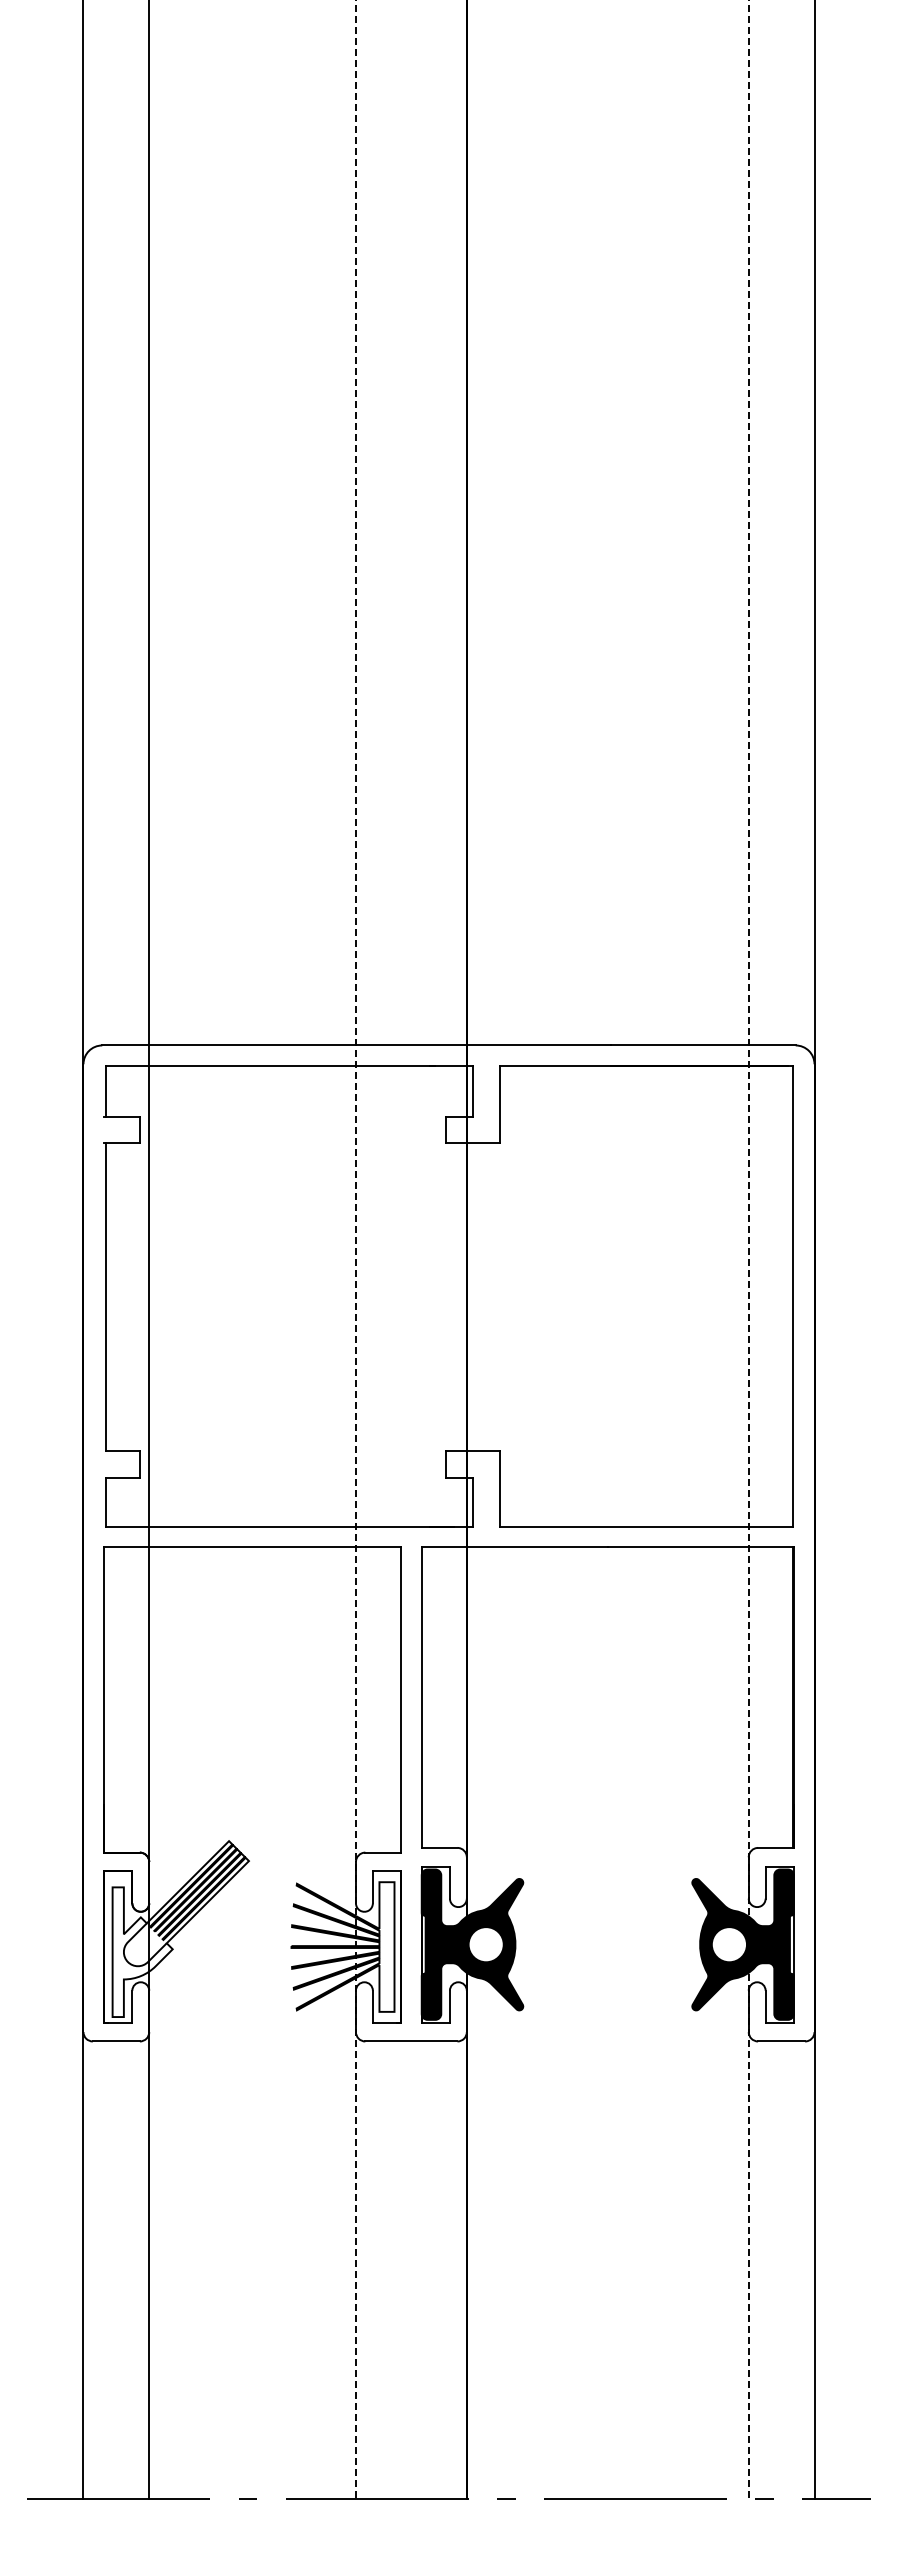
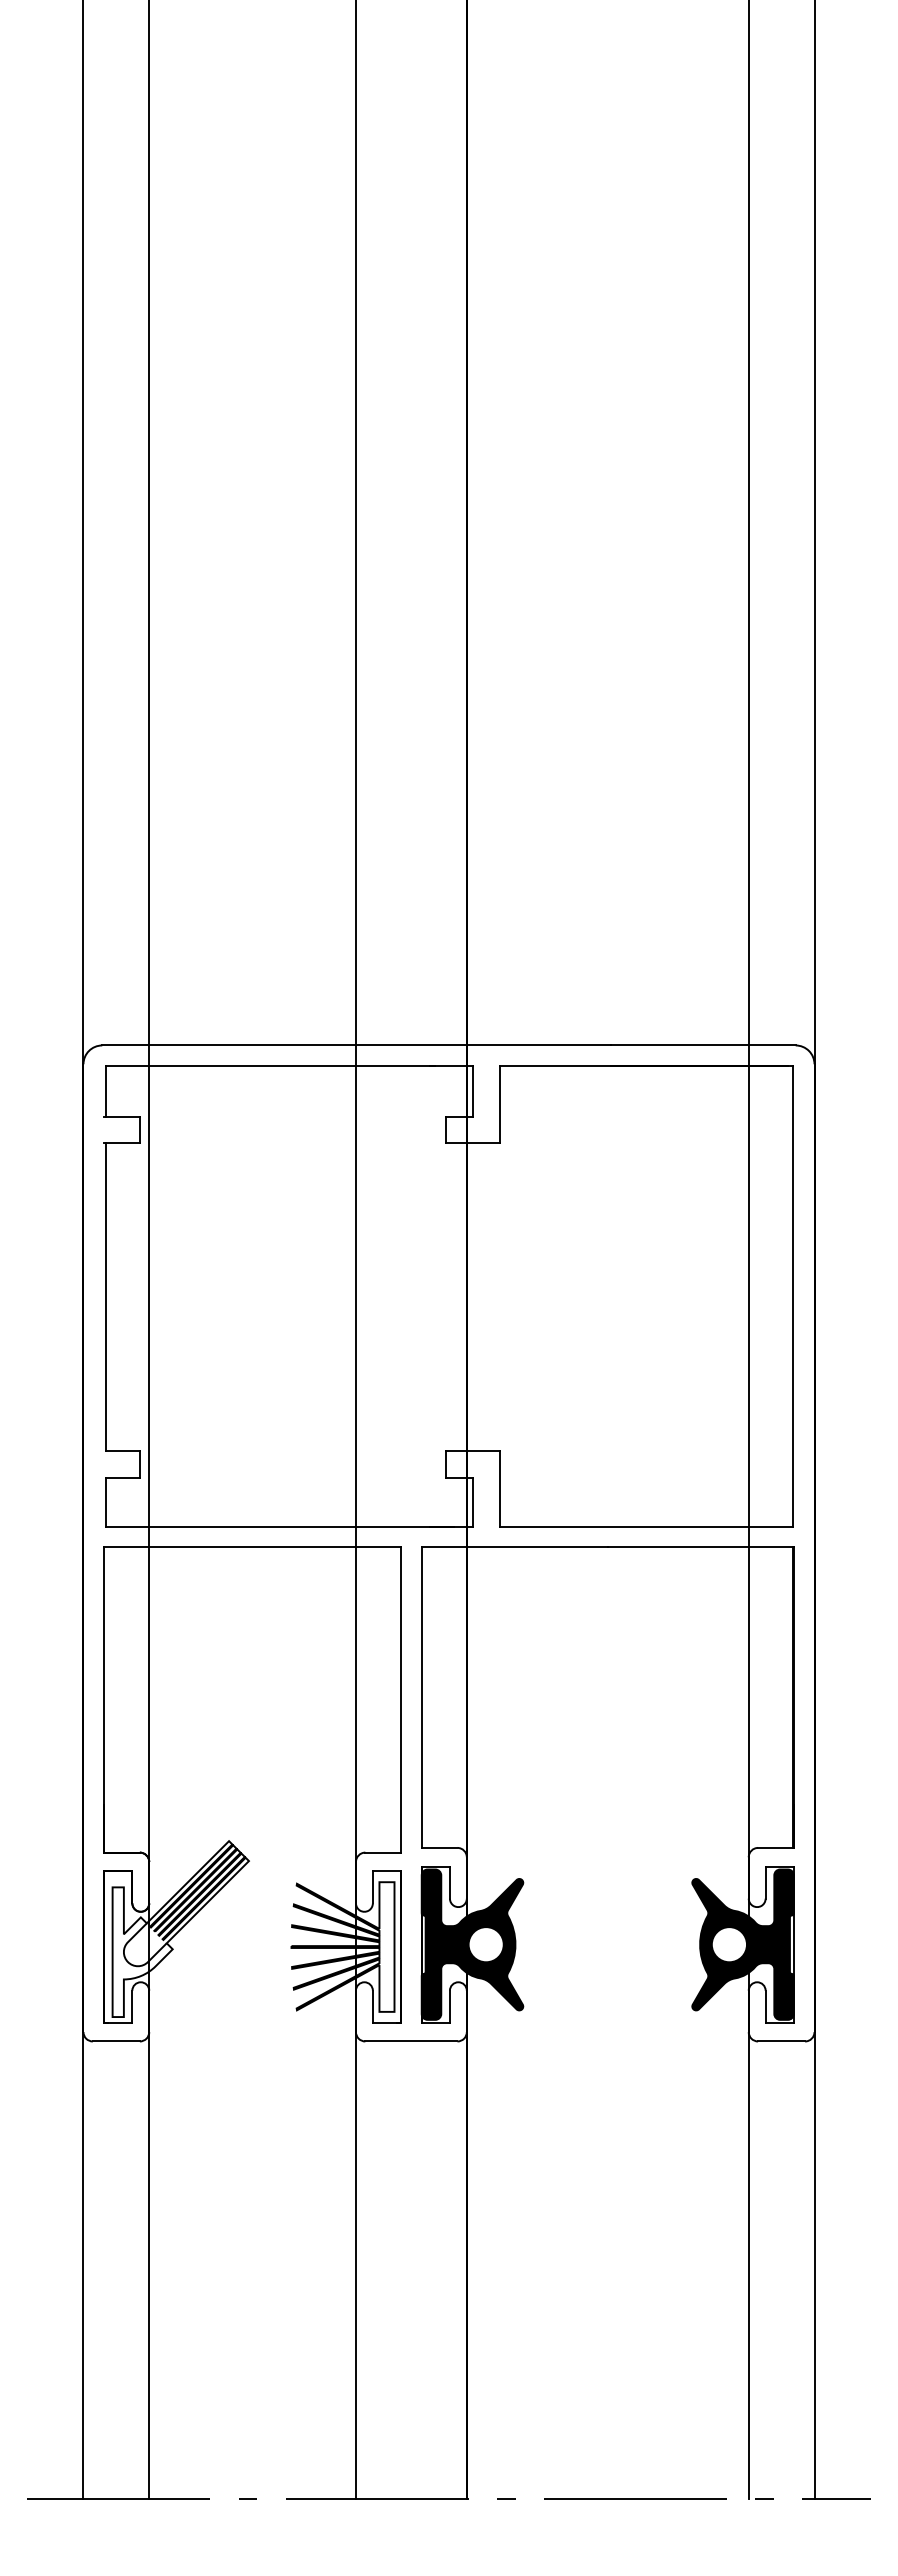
line: dashed -> solid (355, 1249)
line: dashed -> solid (748, 1249)
